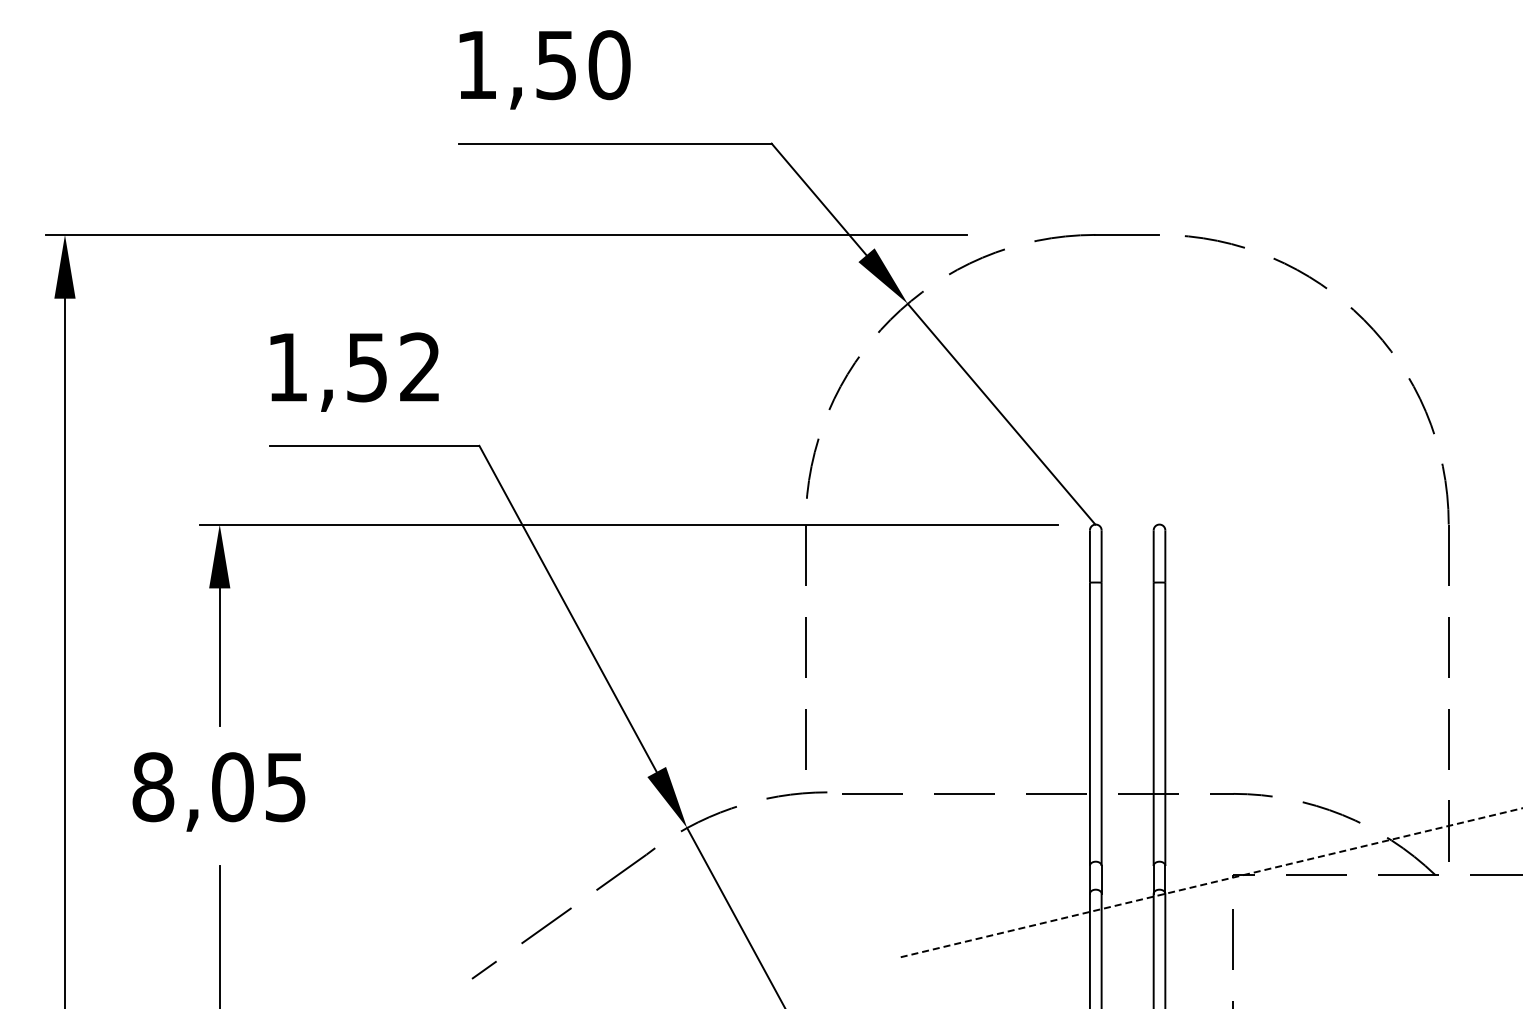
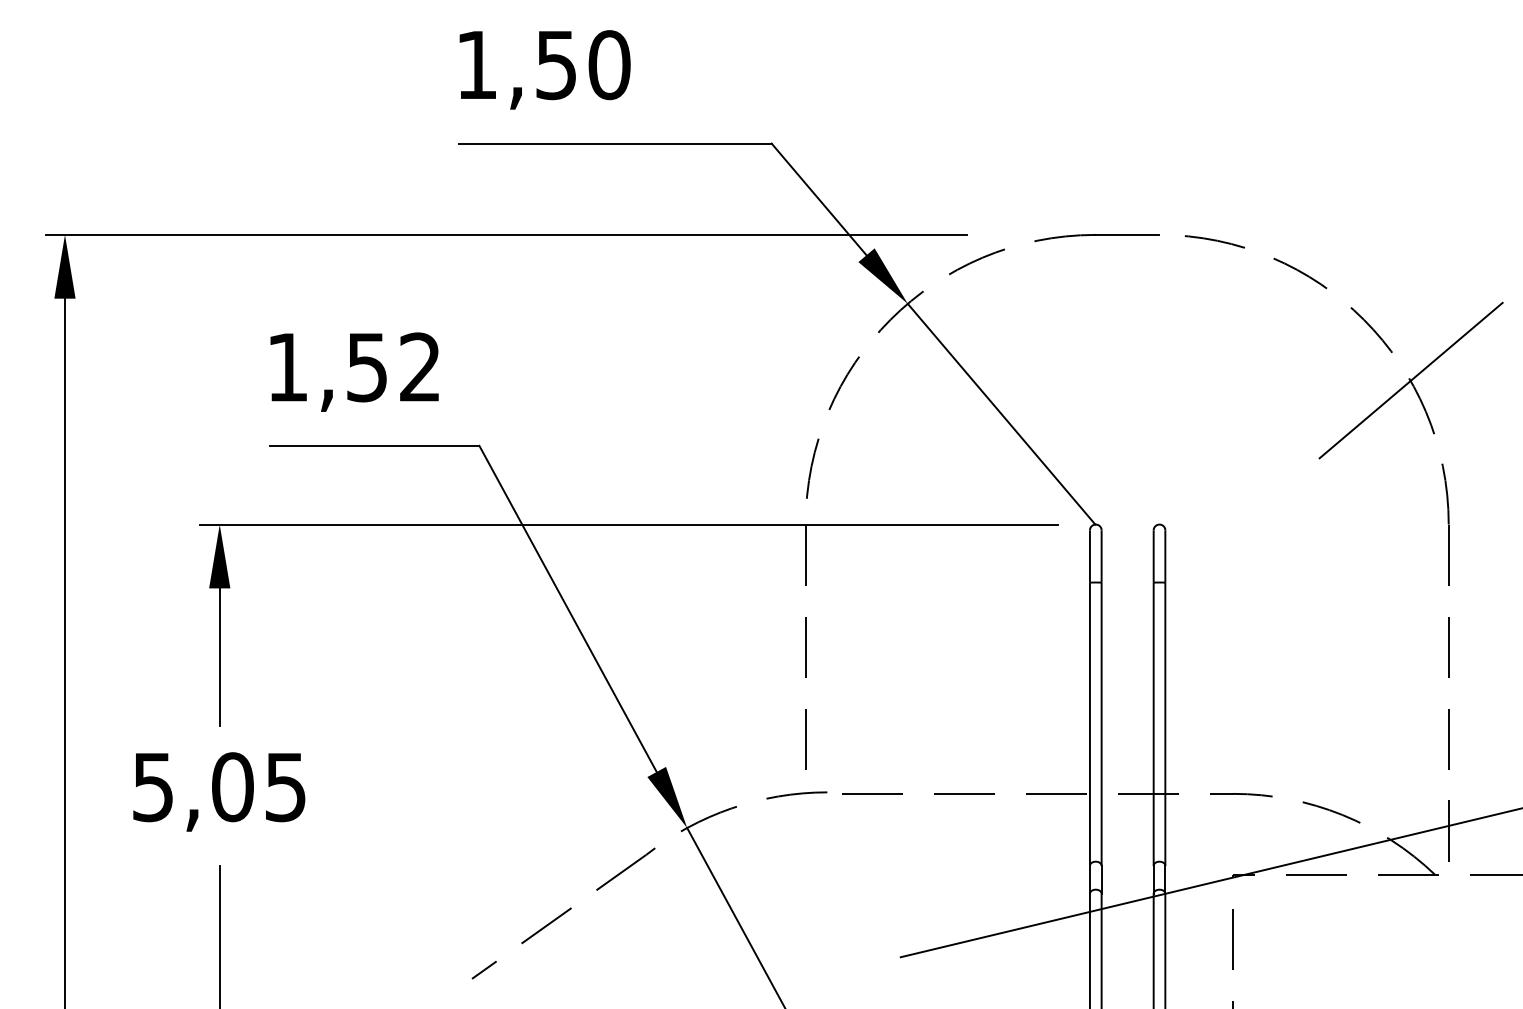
line: none -> present (1410, 380)
text: 8,05 -> 5,05 (153, 787)
line: dashed -> solid (1211, 882)
